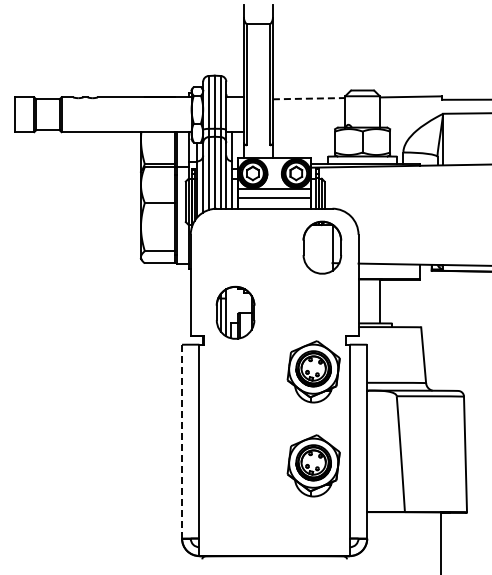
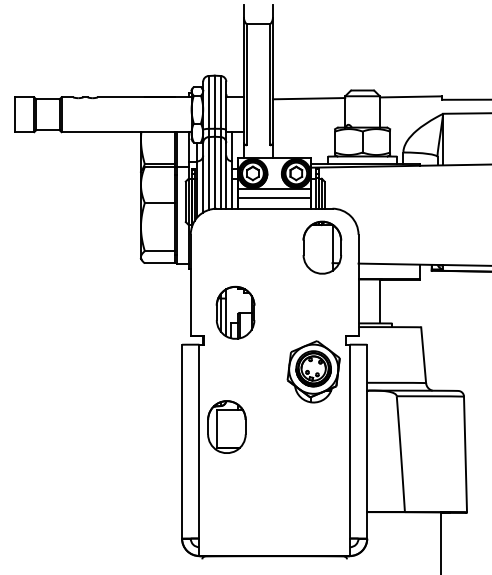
line: dashed -> solid (309, 98)
part: none -> present (226, 426)
line: dashed -> solid (182, 441)
part: present -> none (313, 465)
